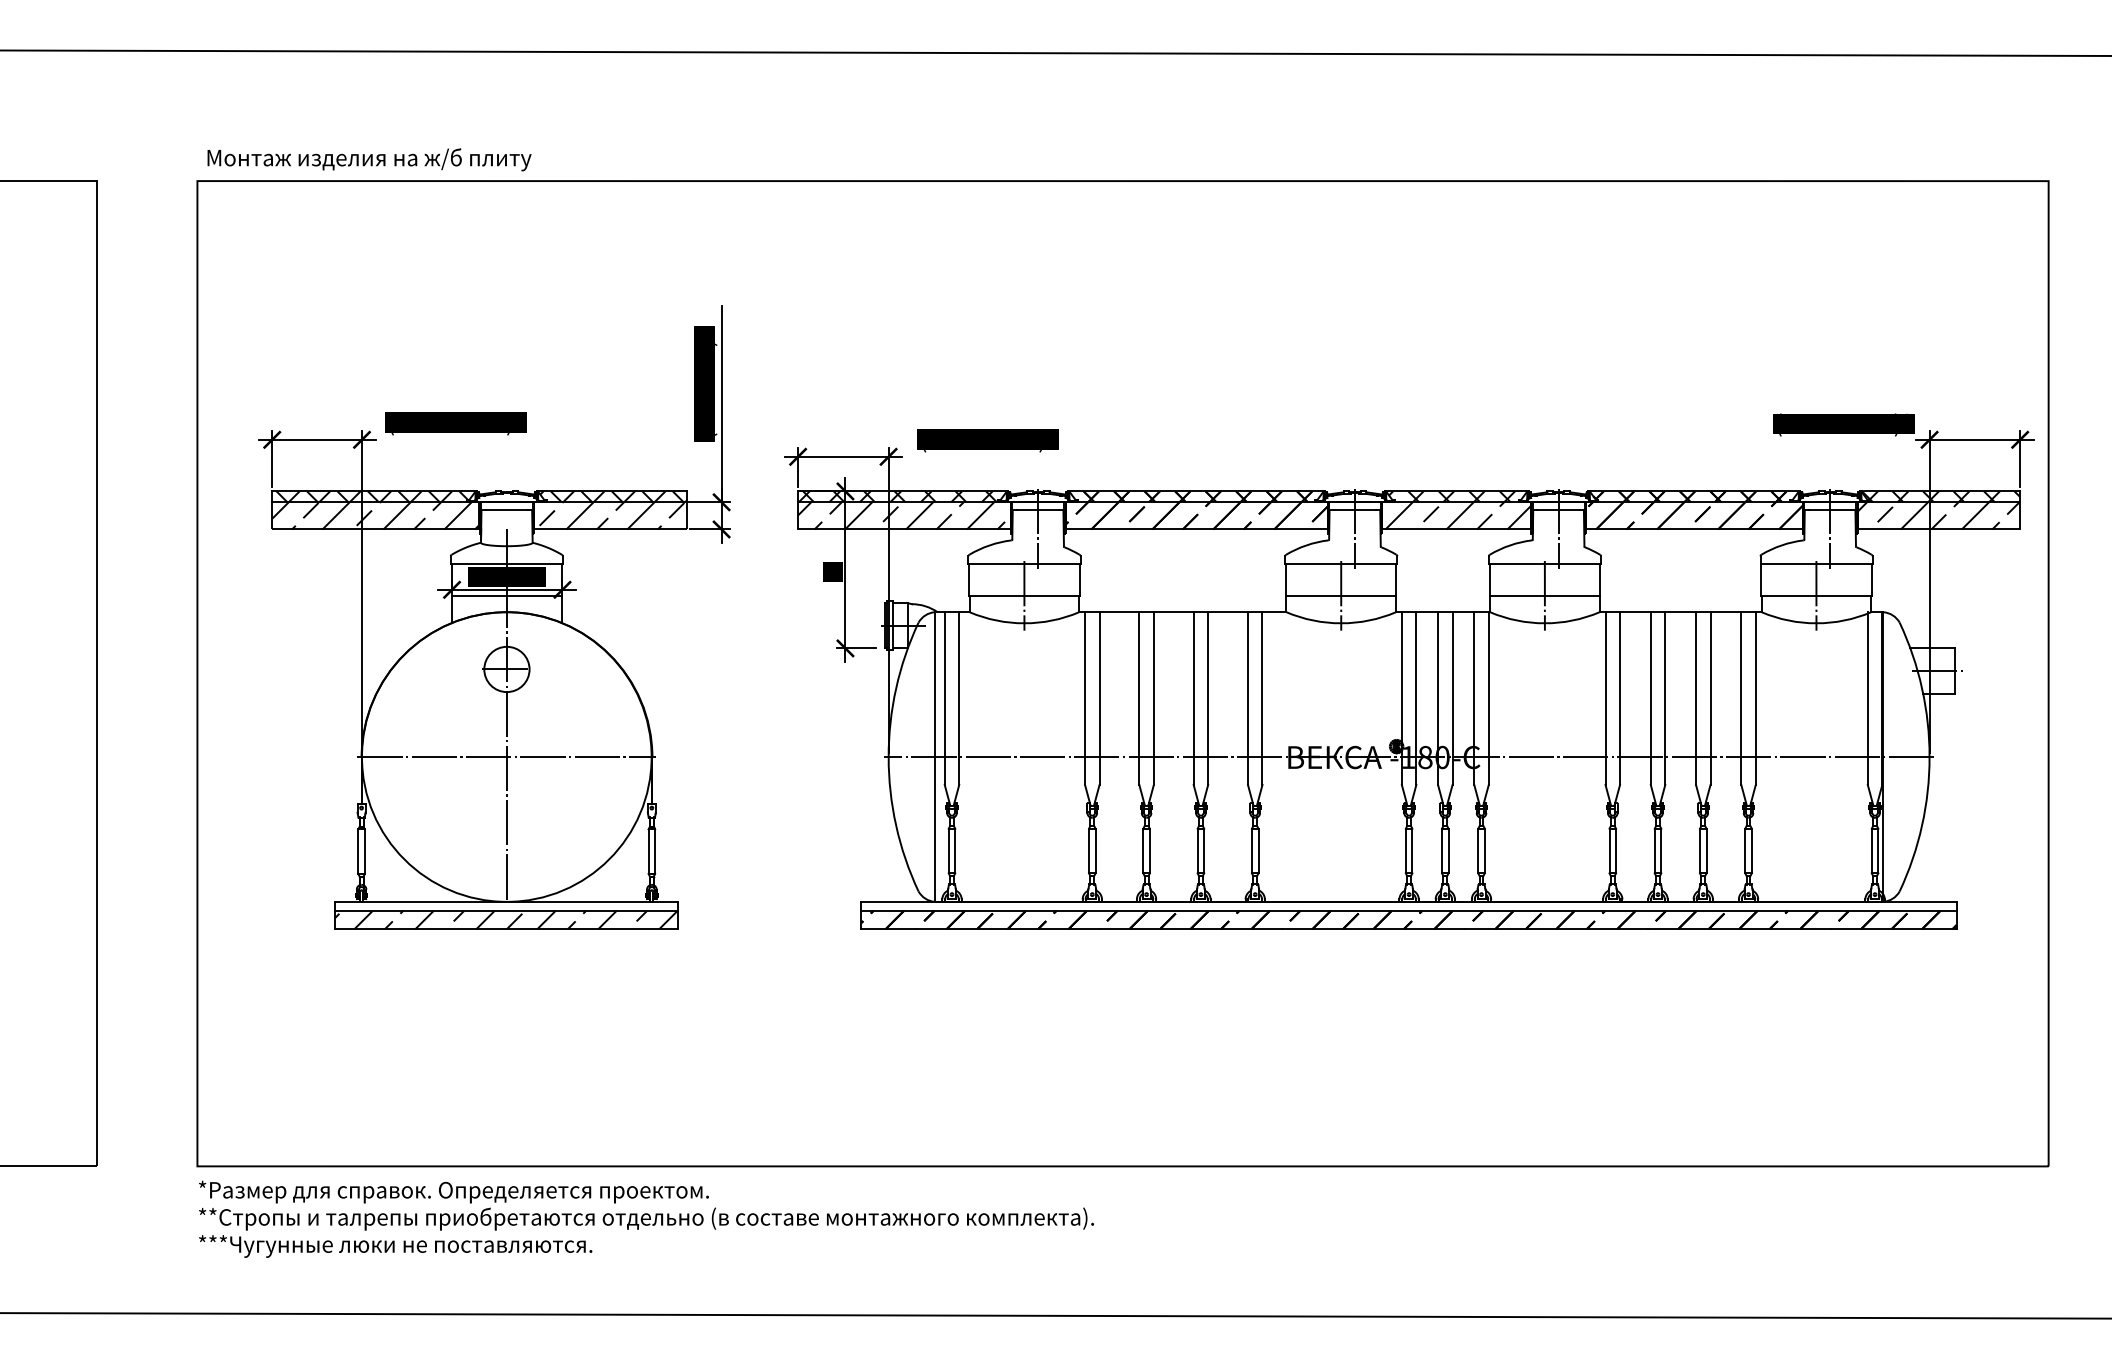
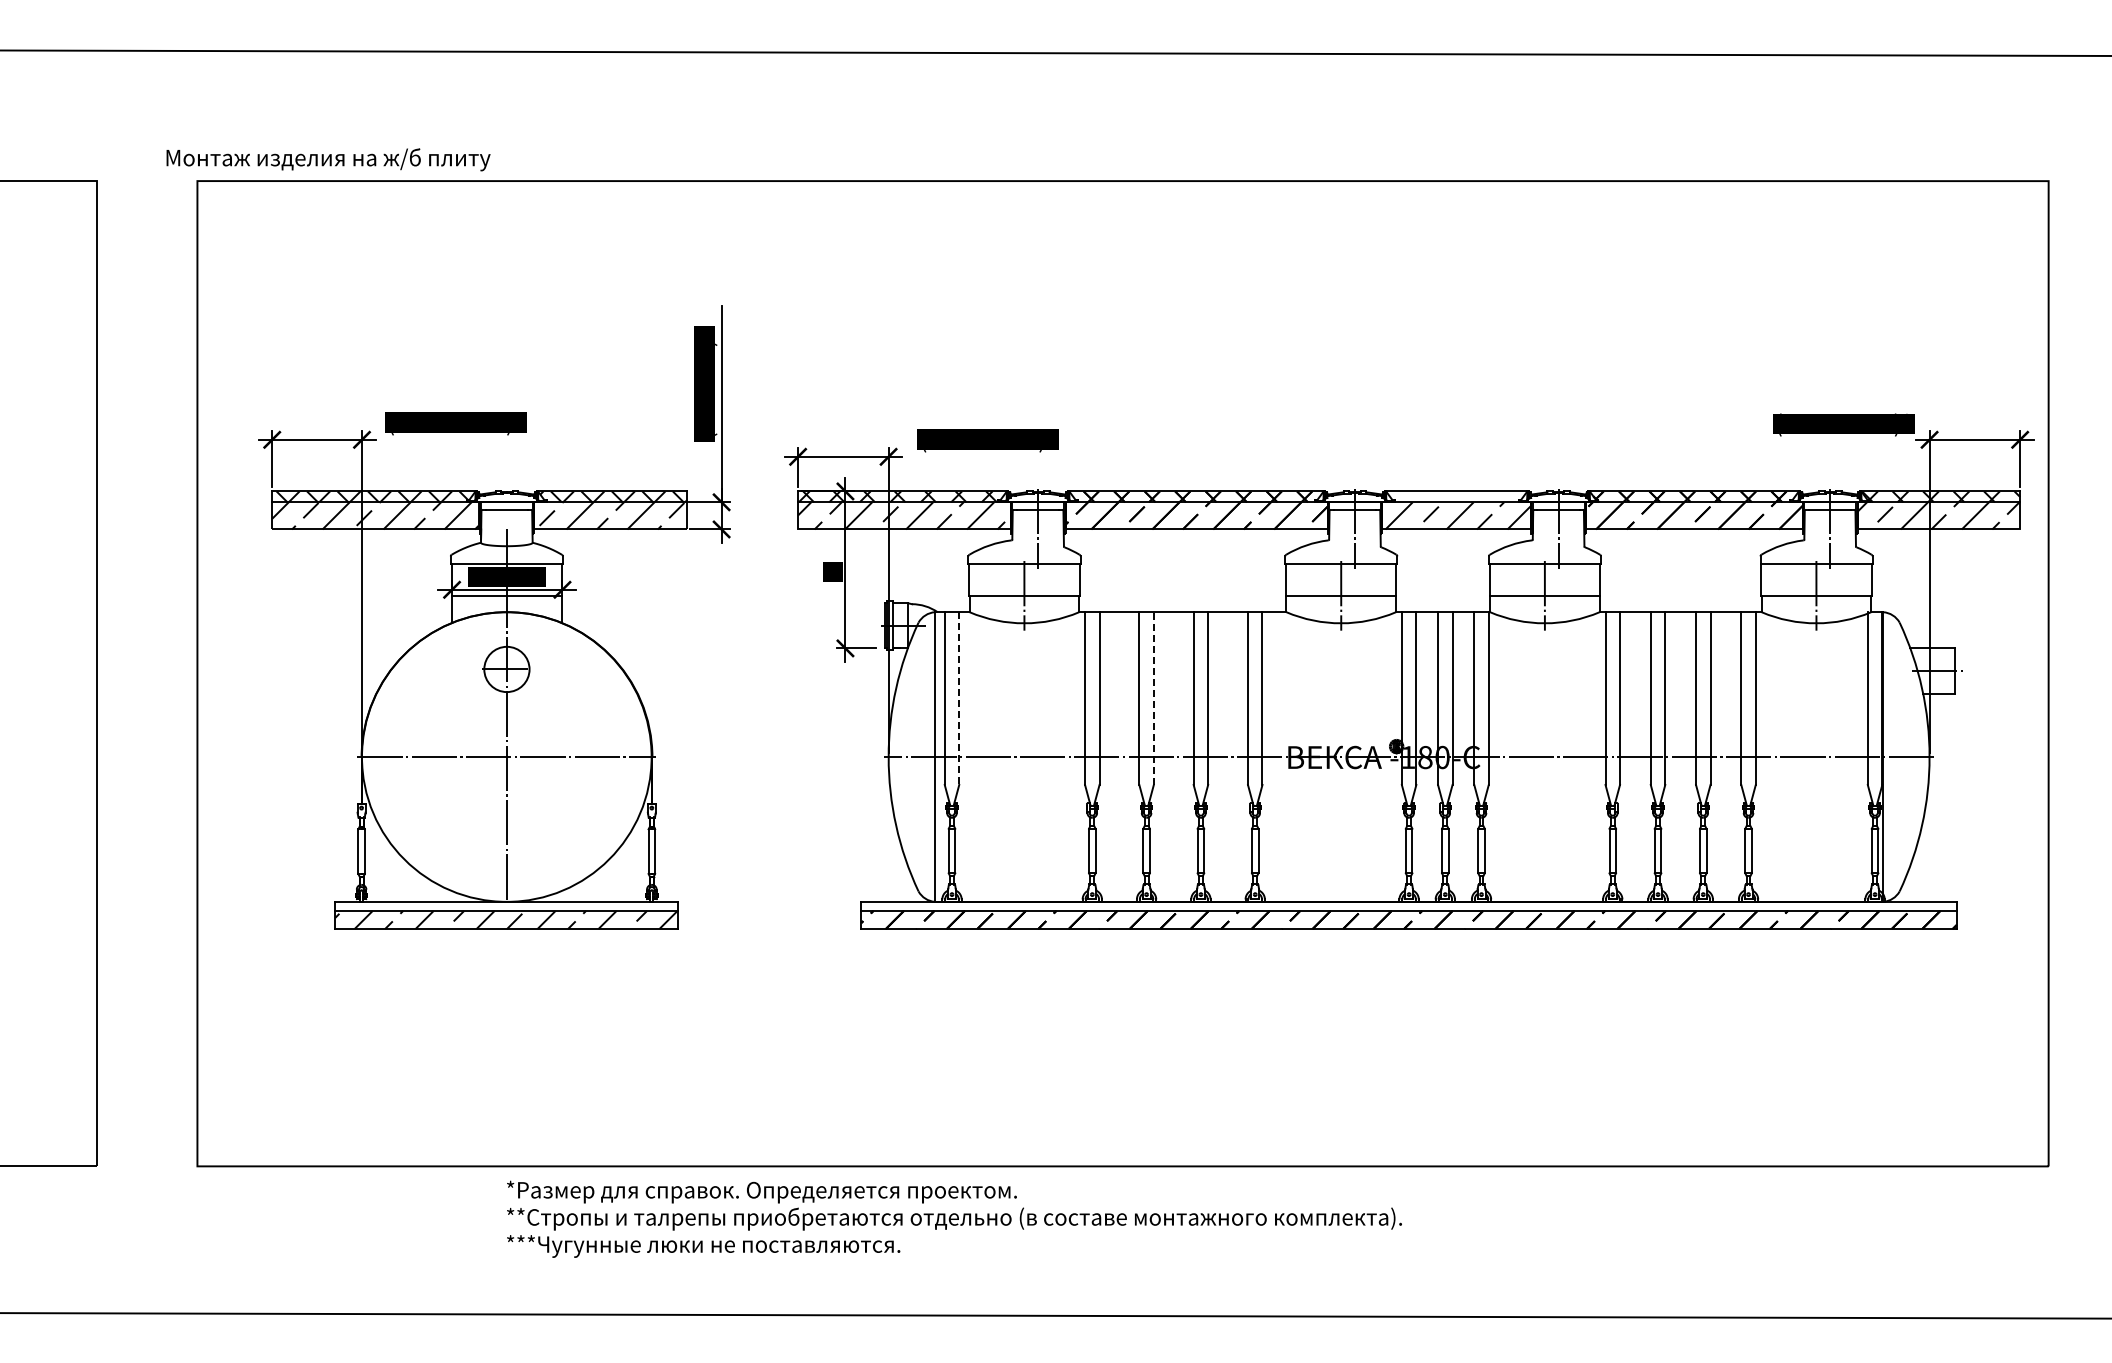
text position: (369, 159) -> (328, 159) (328, 159)
hatch: present -> none (1452, 496)
line: solid -> dashed (1153, 698)
line: solid -> dashed (959, 699)
text position: (646, 1218) -> (954, 1218) (954, 1218)
